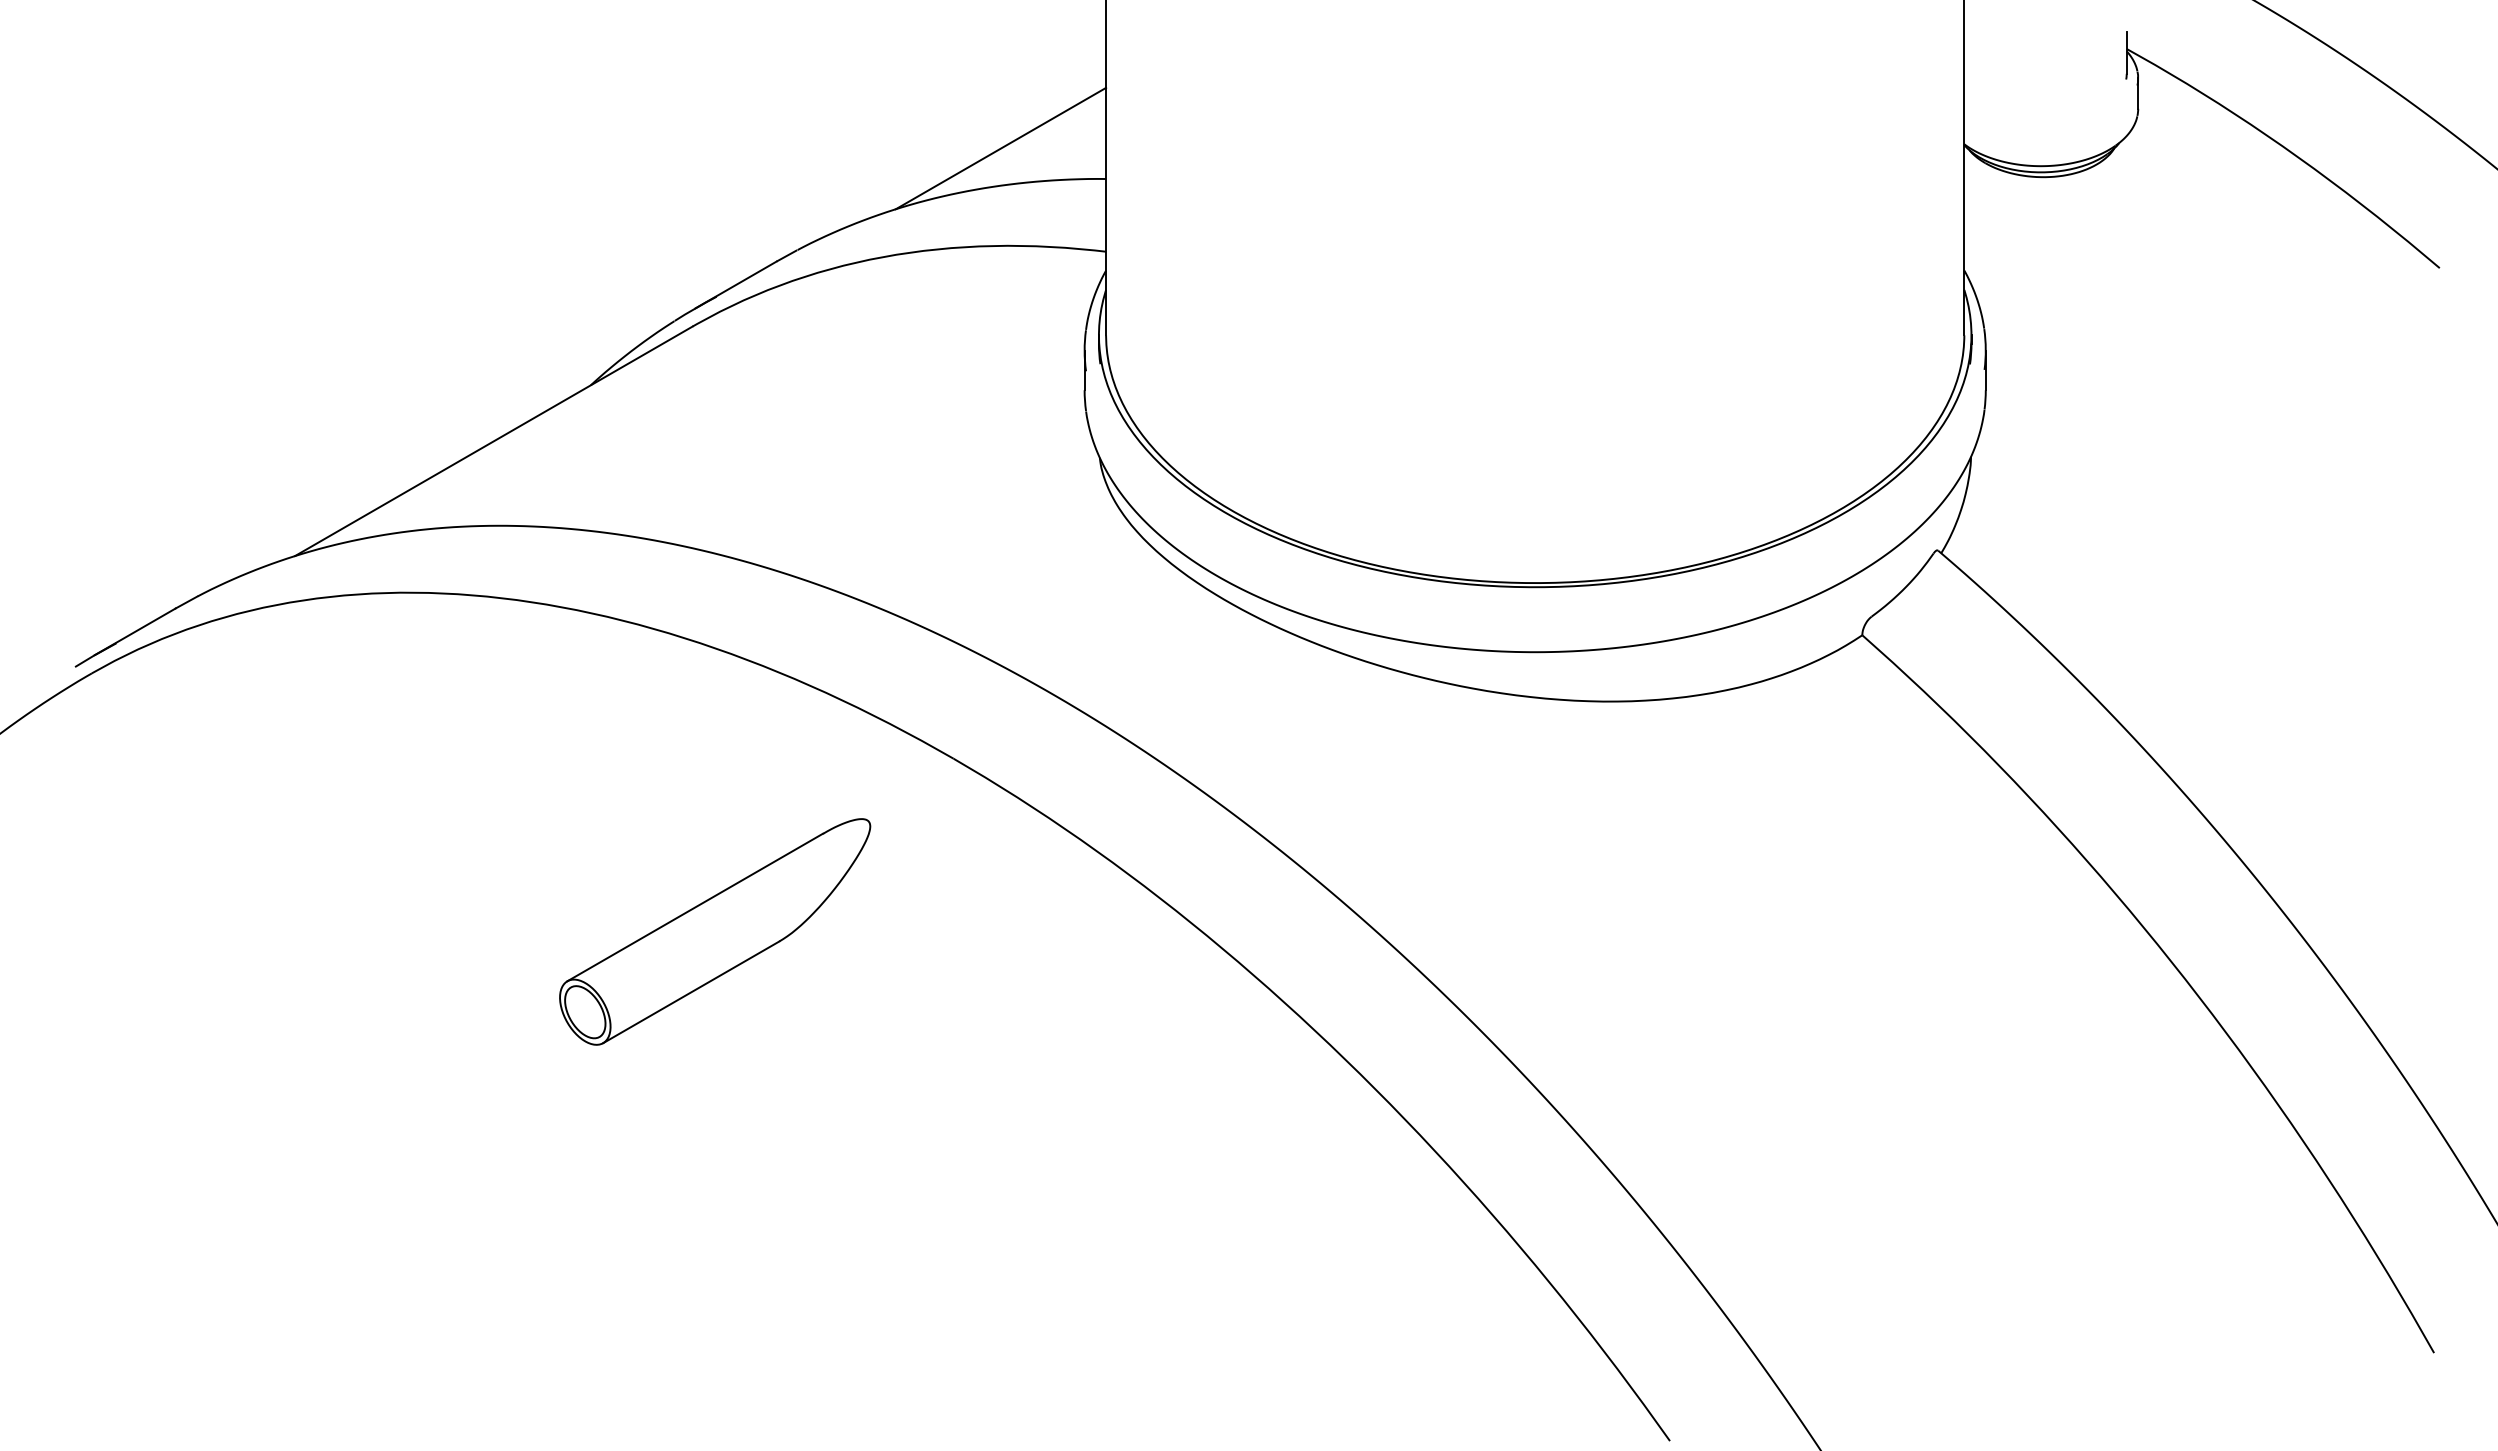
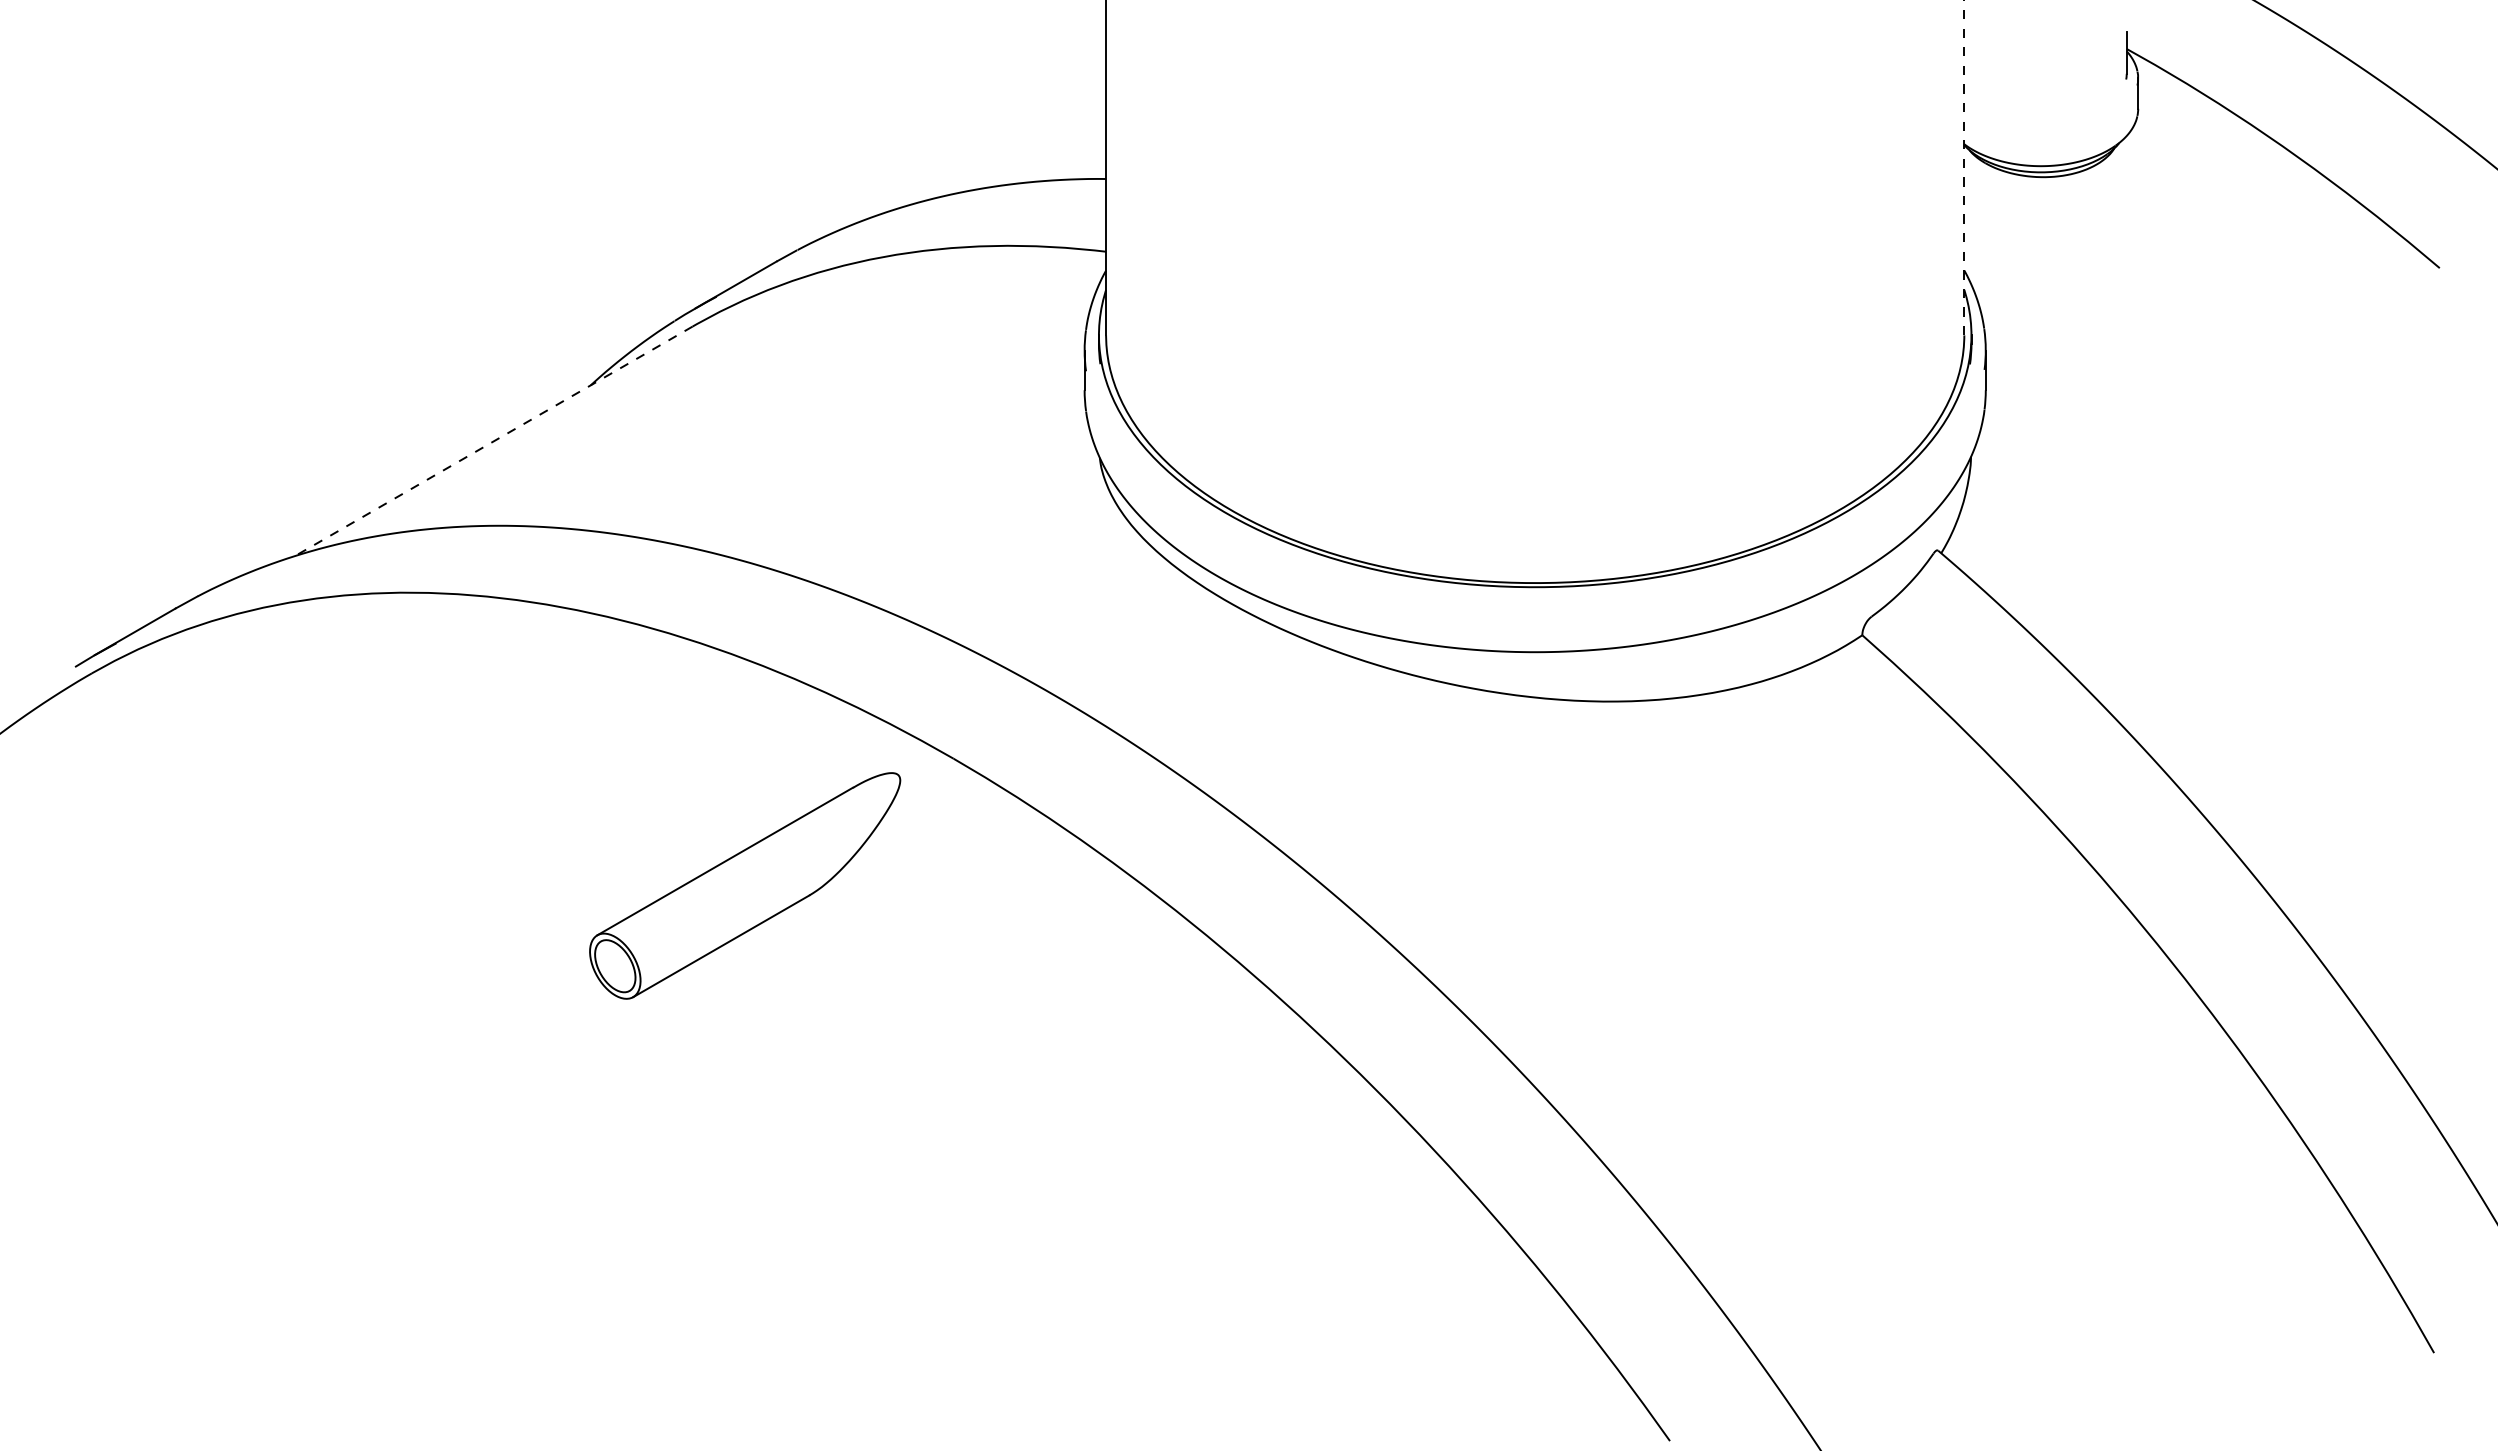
line: present -> none (1000, 148)
line: solid -> dashed (1964, 167)
line: solid -> dashed (493, 441)
part position: (715, 931) -> (745, 885) (745, 885)
